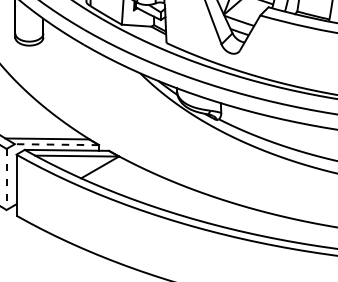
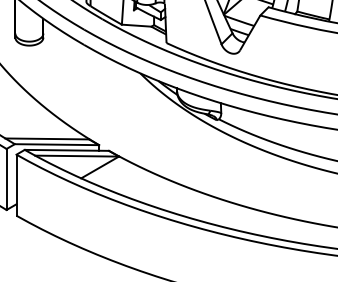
line: dashed -> solid (56, 144)
line: dashed -> solid (6, 179)
